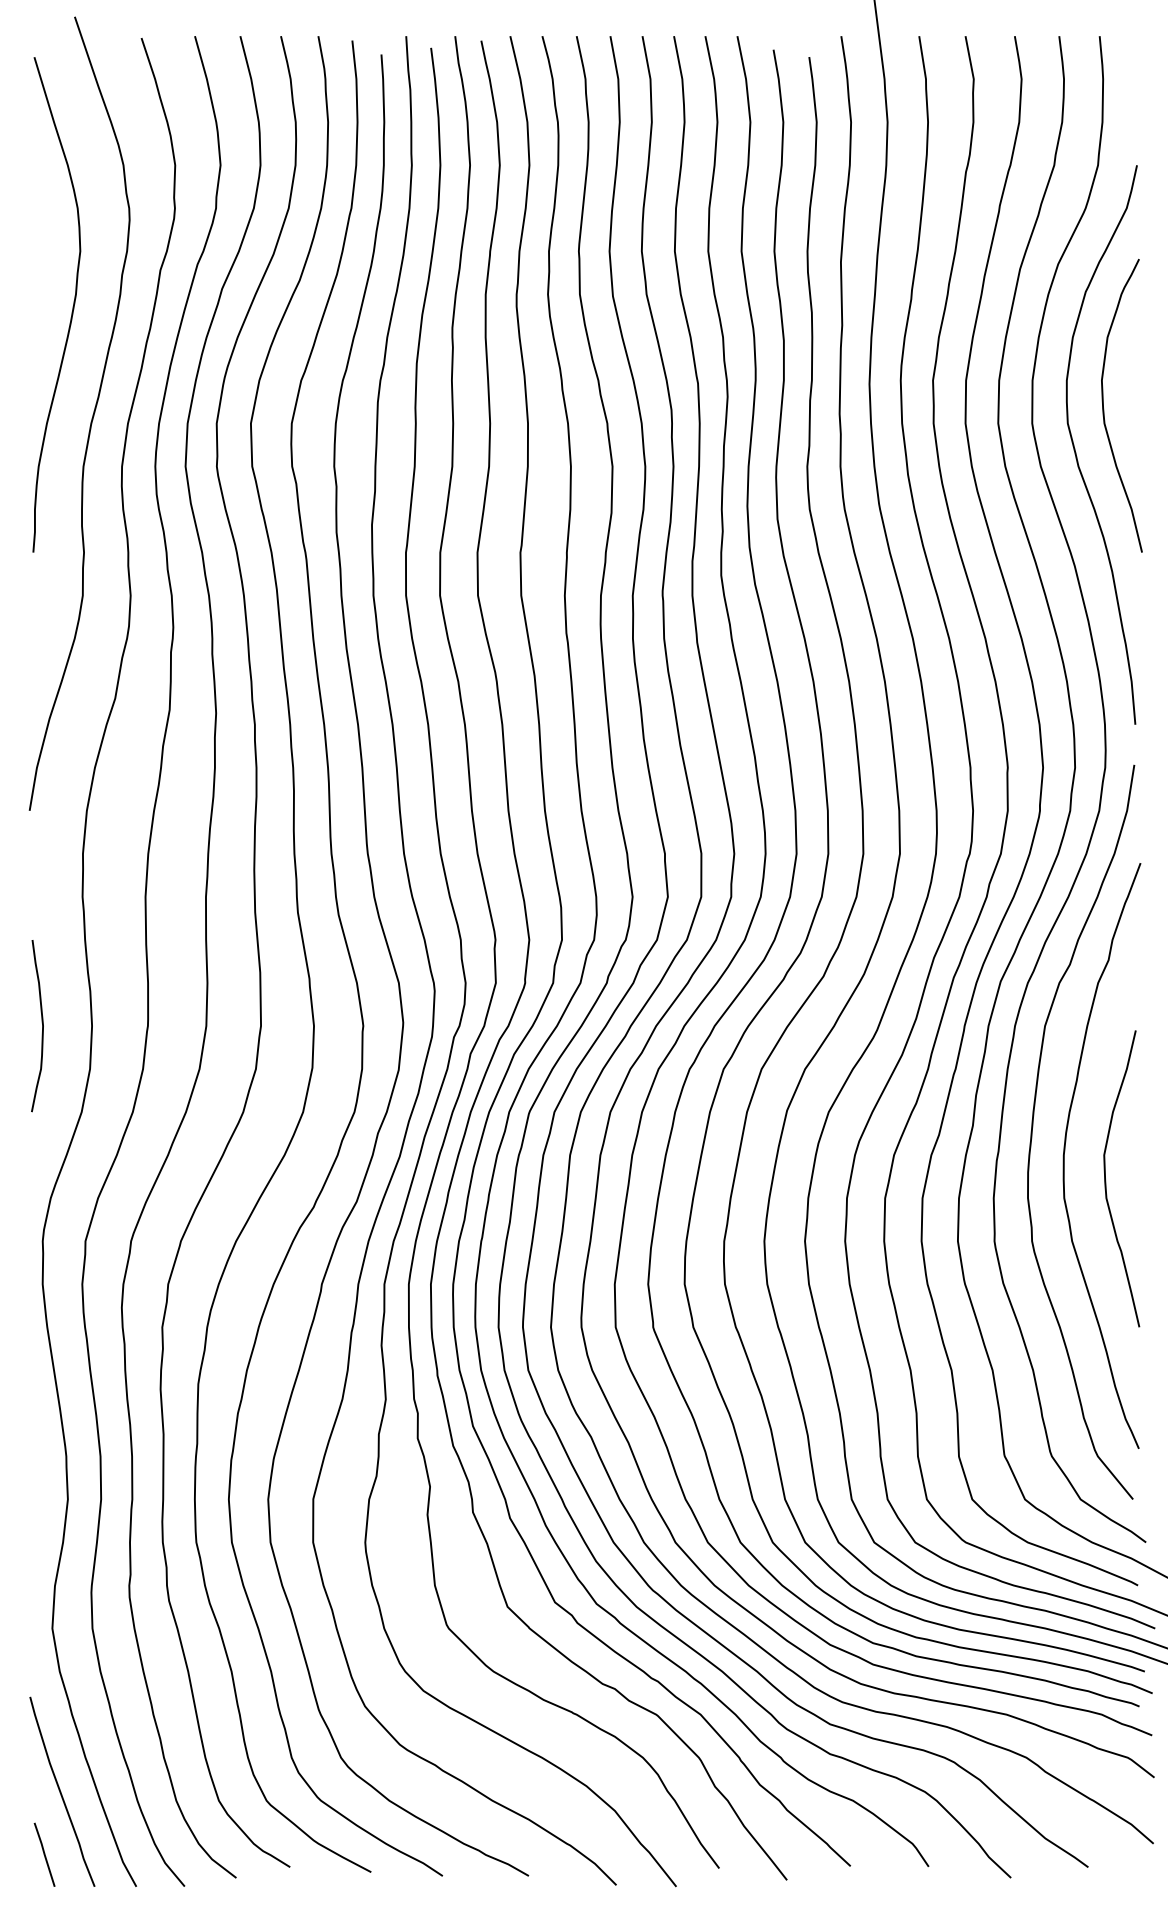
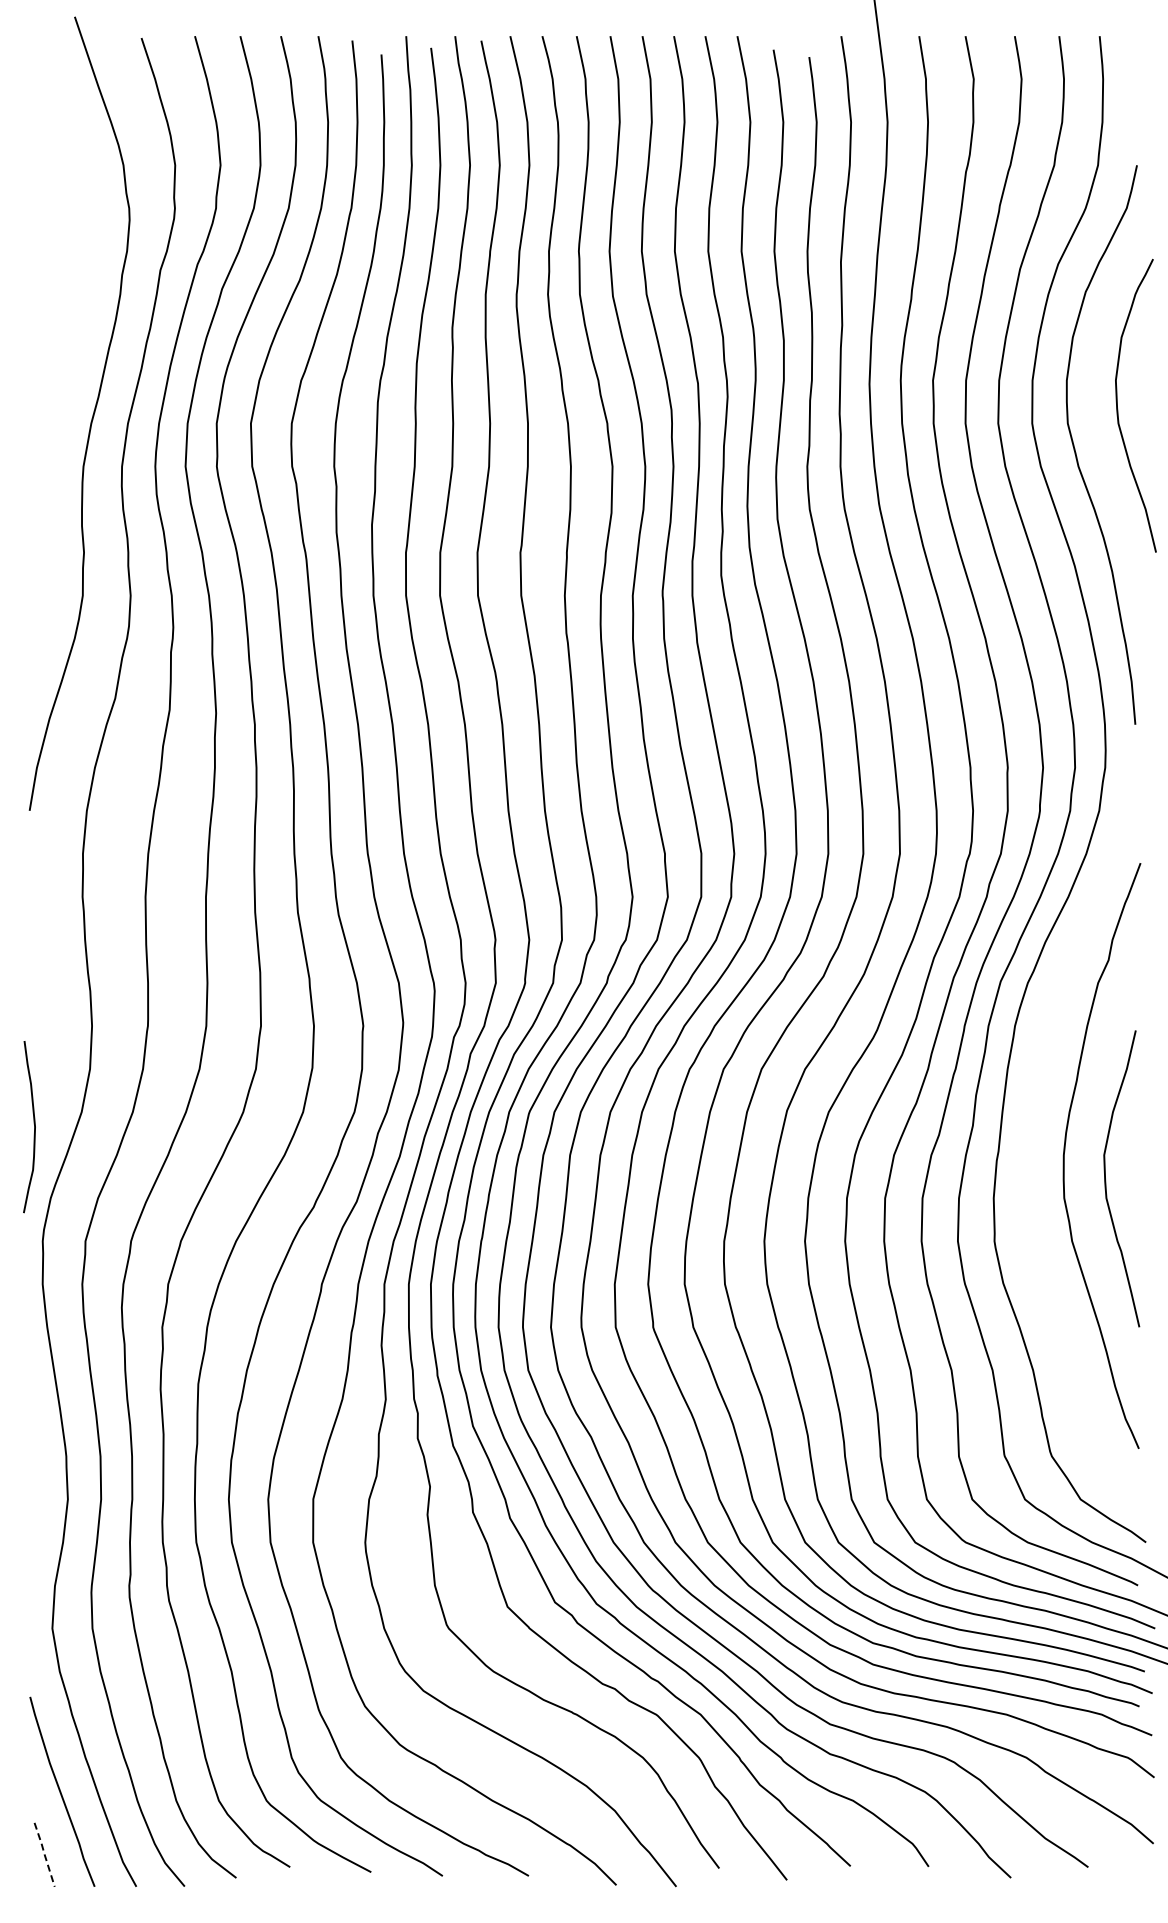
curve: present -> none (72, 306)
curve position: (1104, 409) -> (1118, 409) (1118, 409)
curve position: (42, 1026) -> (34, 1127) (34, 1127)
curve: present -> none (1033, 1127)
line: solid -> dashed (44, 1854)
